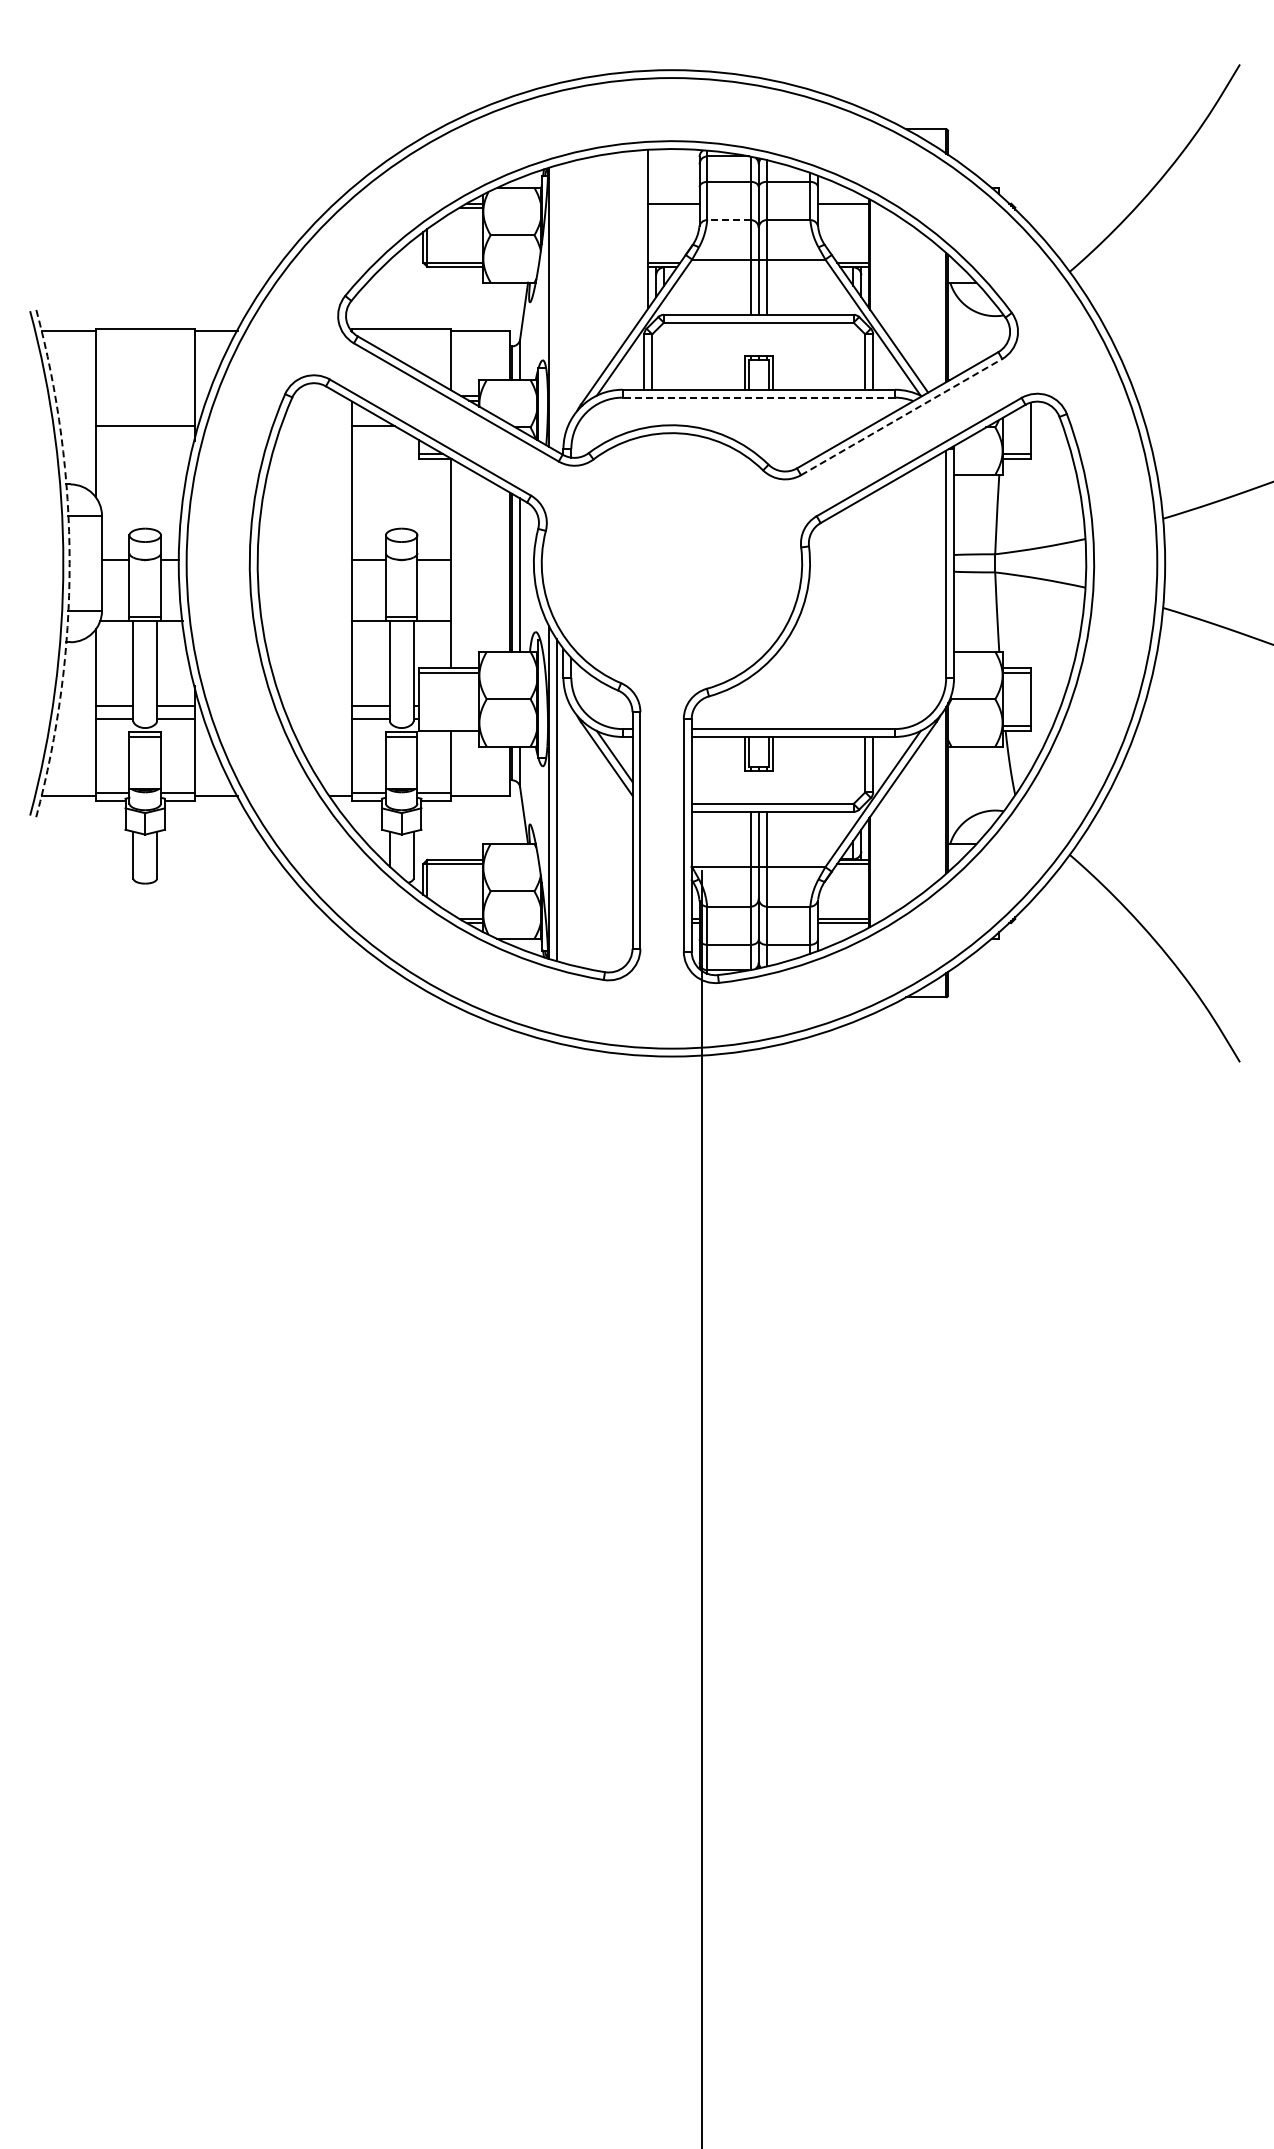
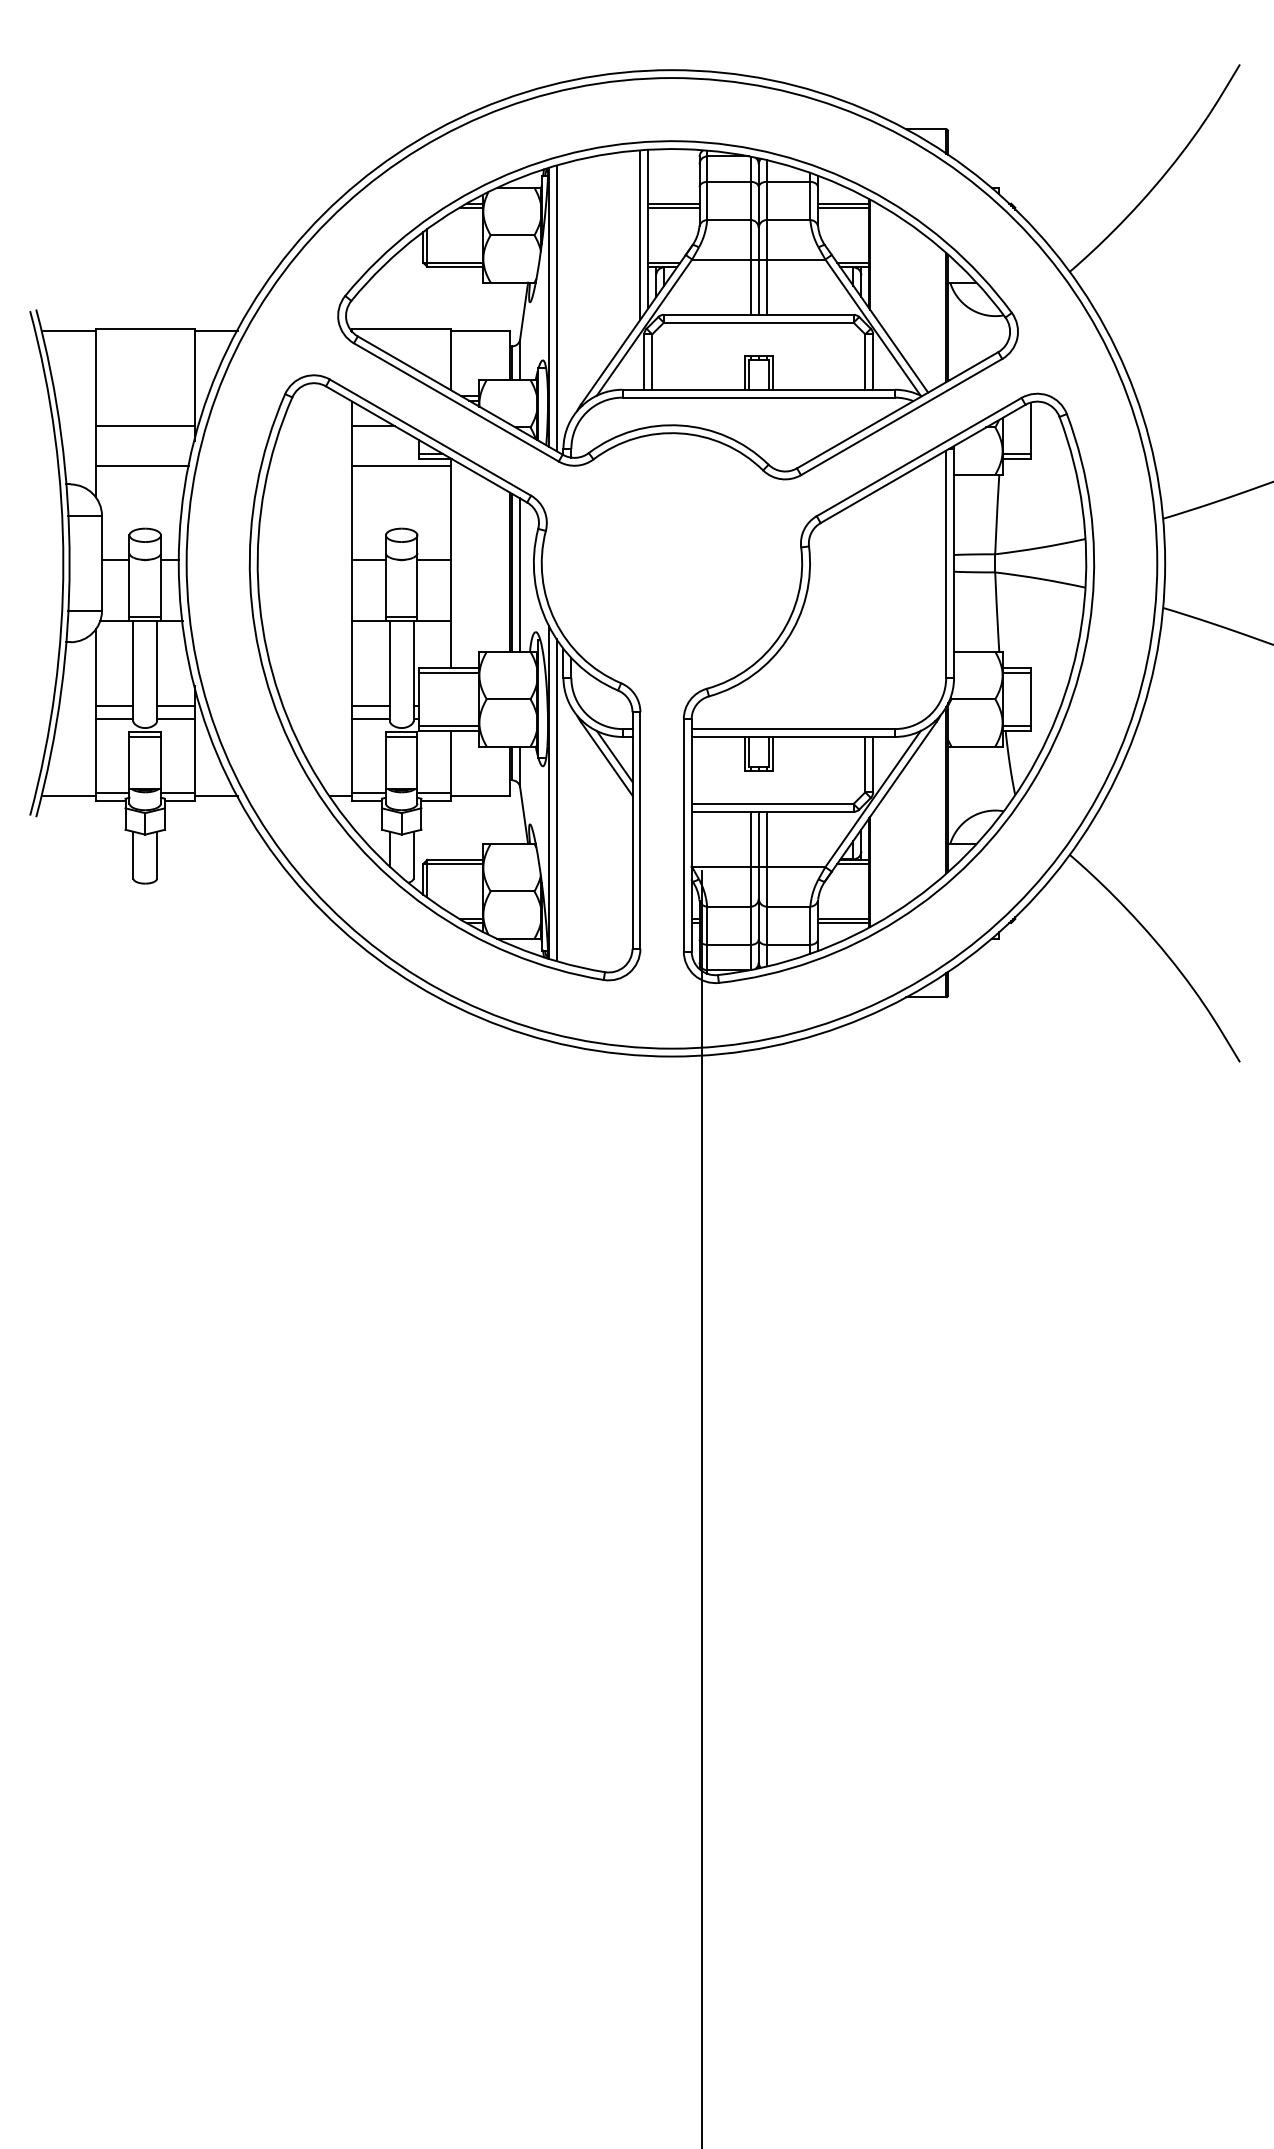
line: none -> present (673, 207)
line: none -> present (843, 207)
line: dashed -> solid (729, 220)
line: none -> present (640, 234)
line: none -> present (556, 308)
line: dashed -> solid (758, 397)
line: dashed -> solid (902, 416)
line: none -> present (141, 466)
line: none -> present (401, 466)
arc: dashed -> solid (69, 563)
line: none -> present (449, 725)
